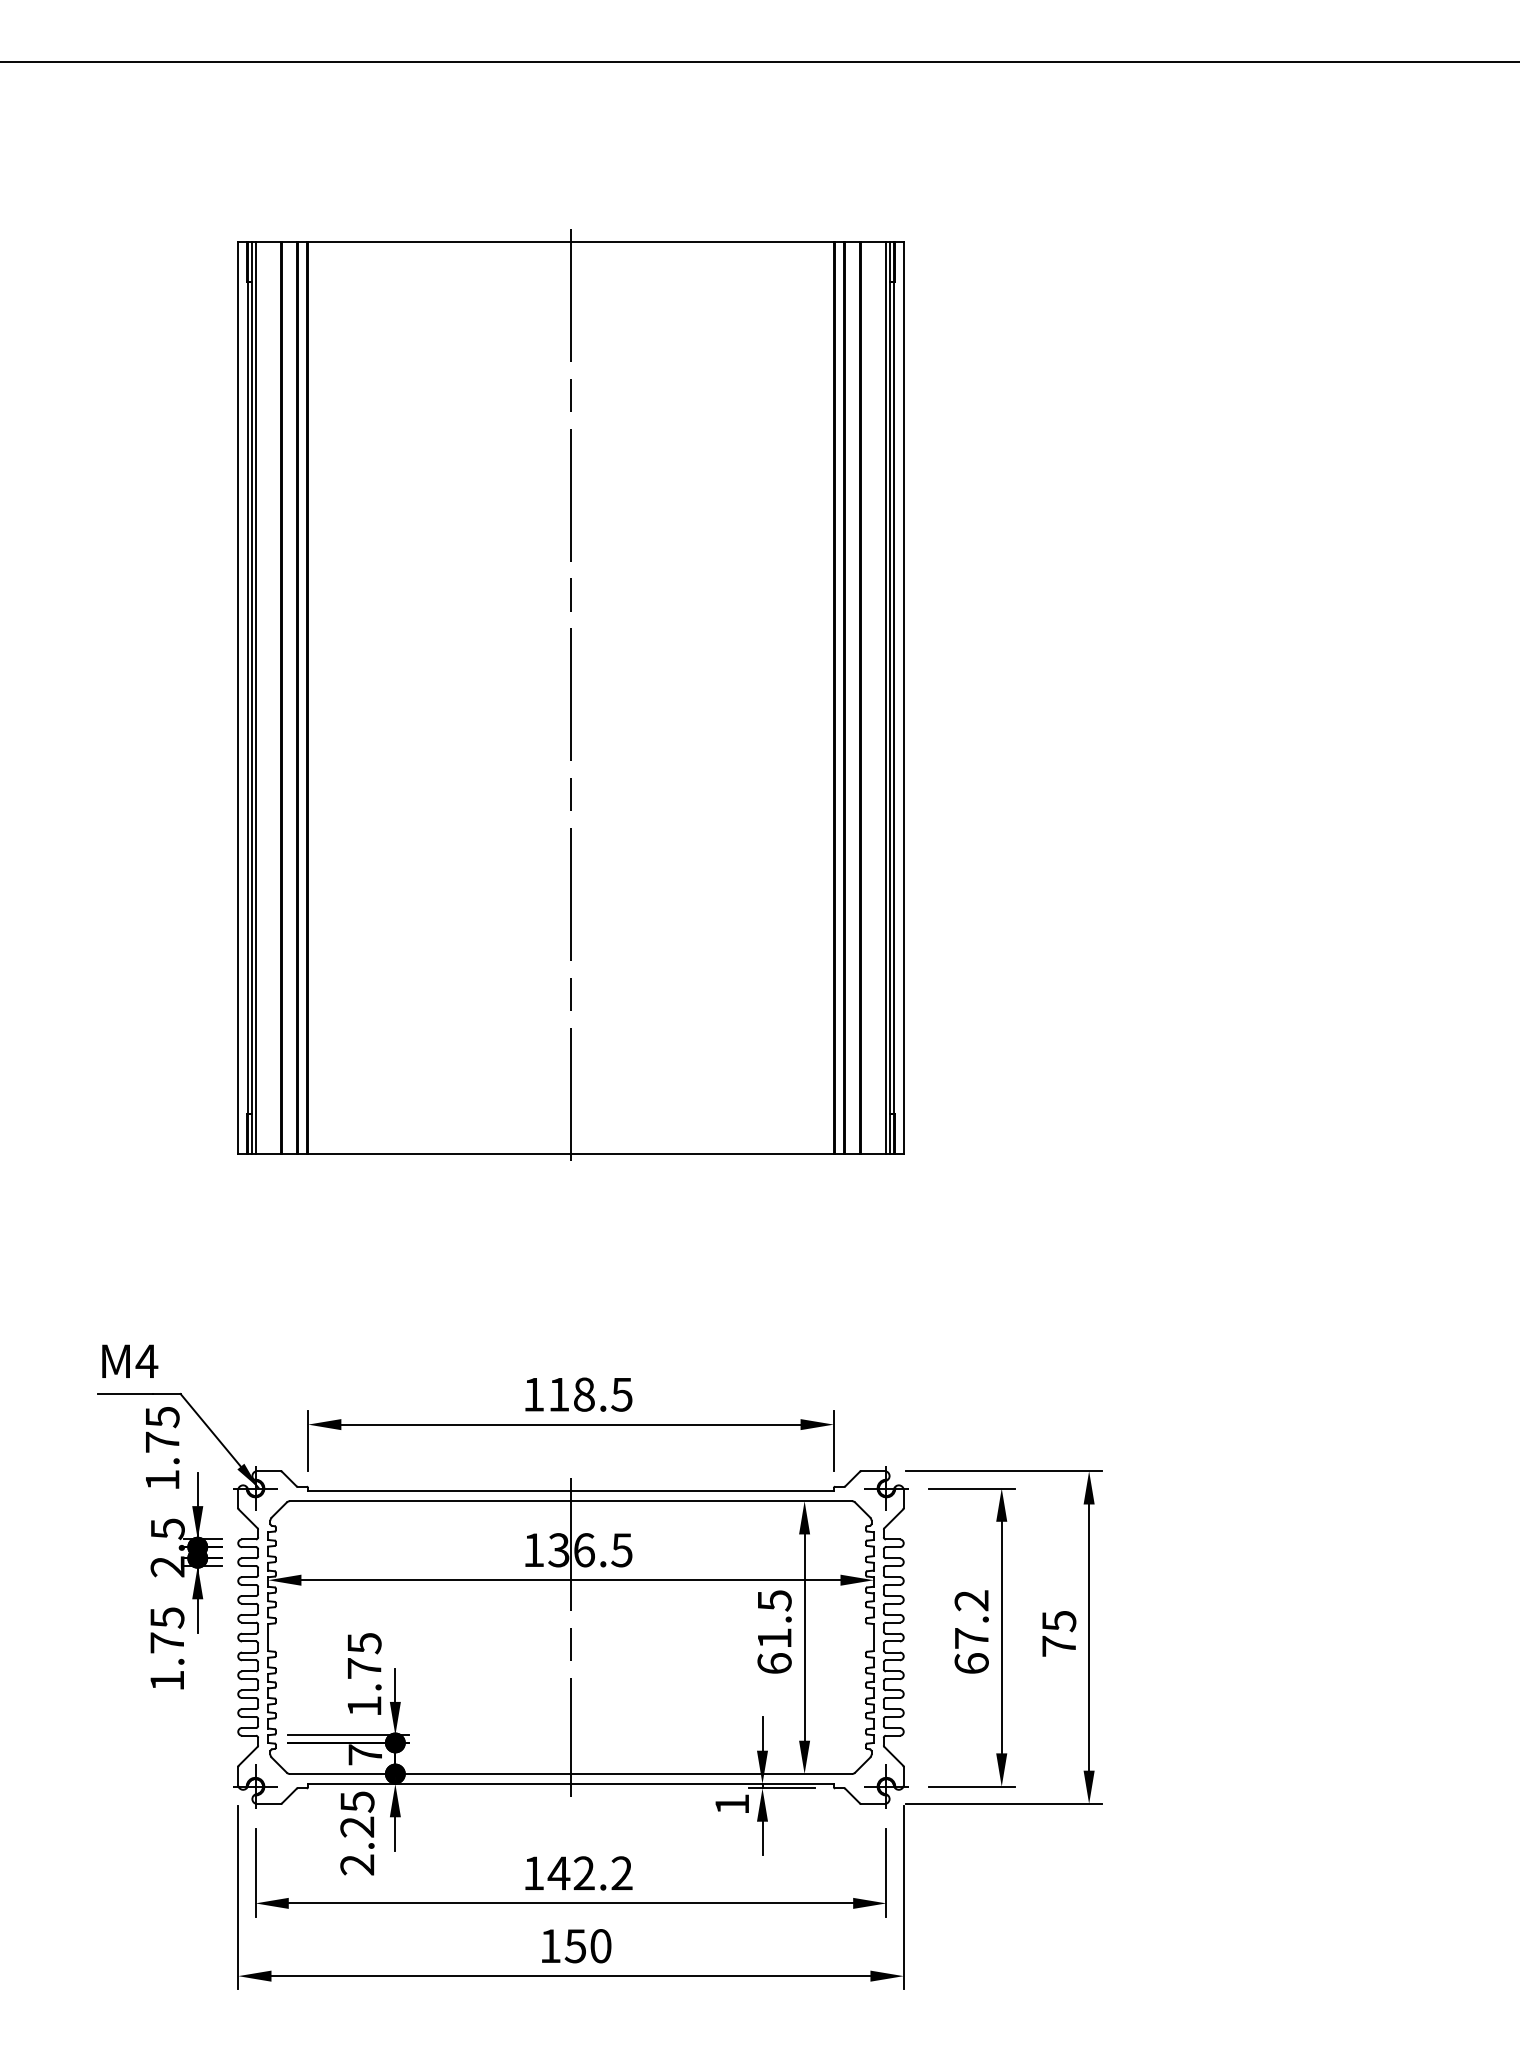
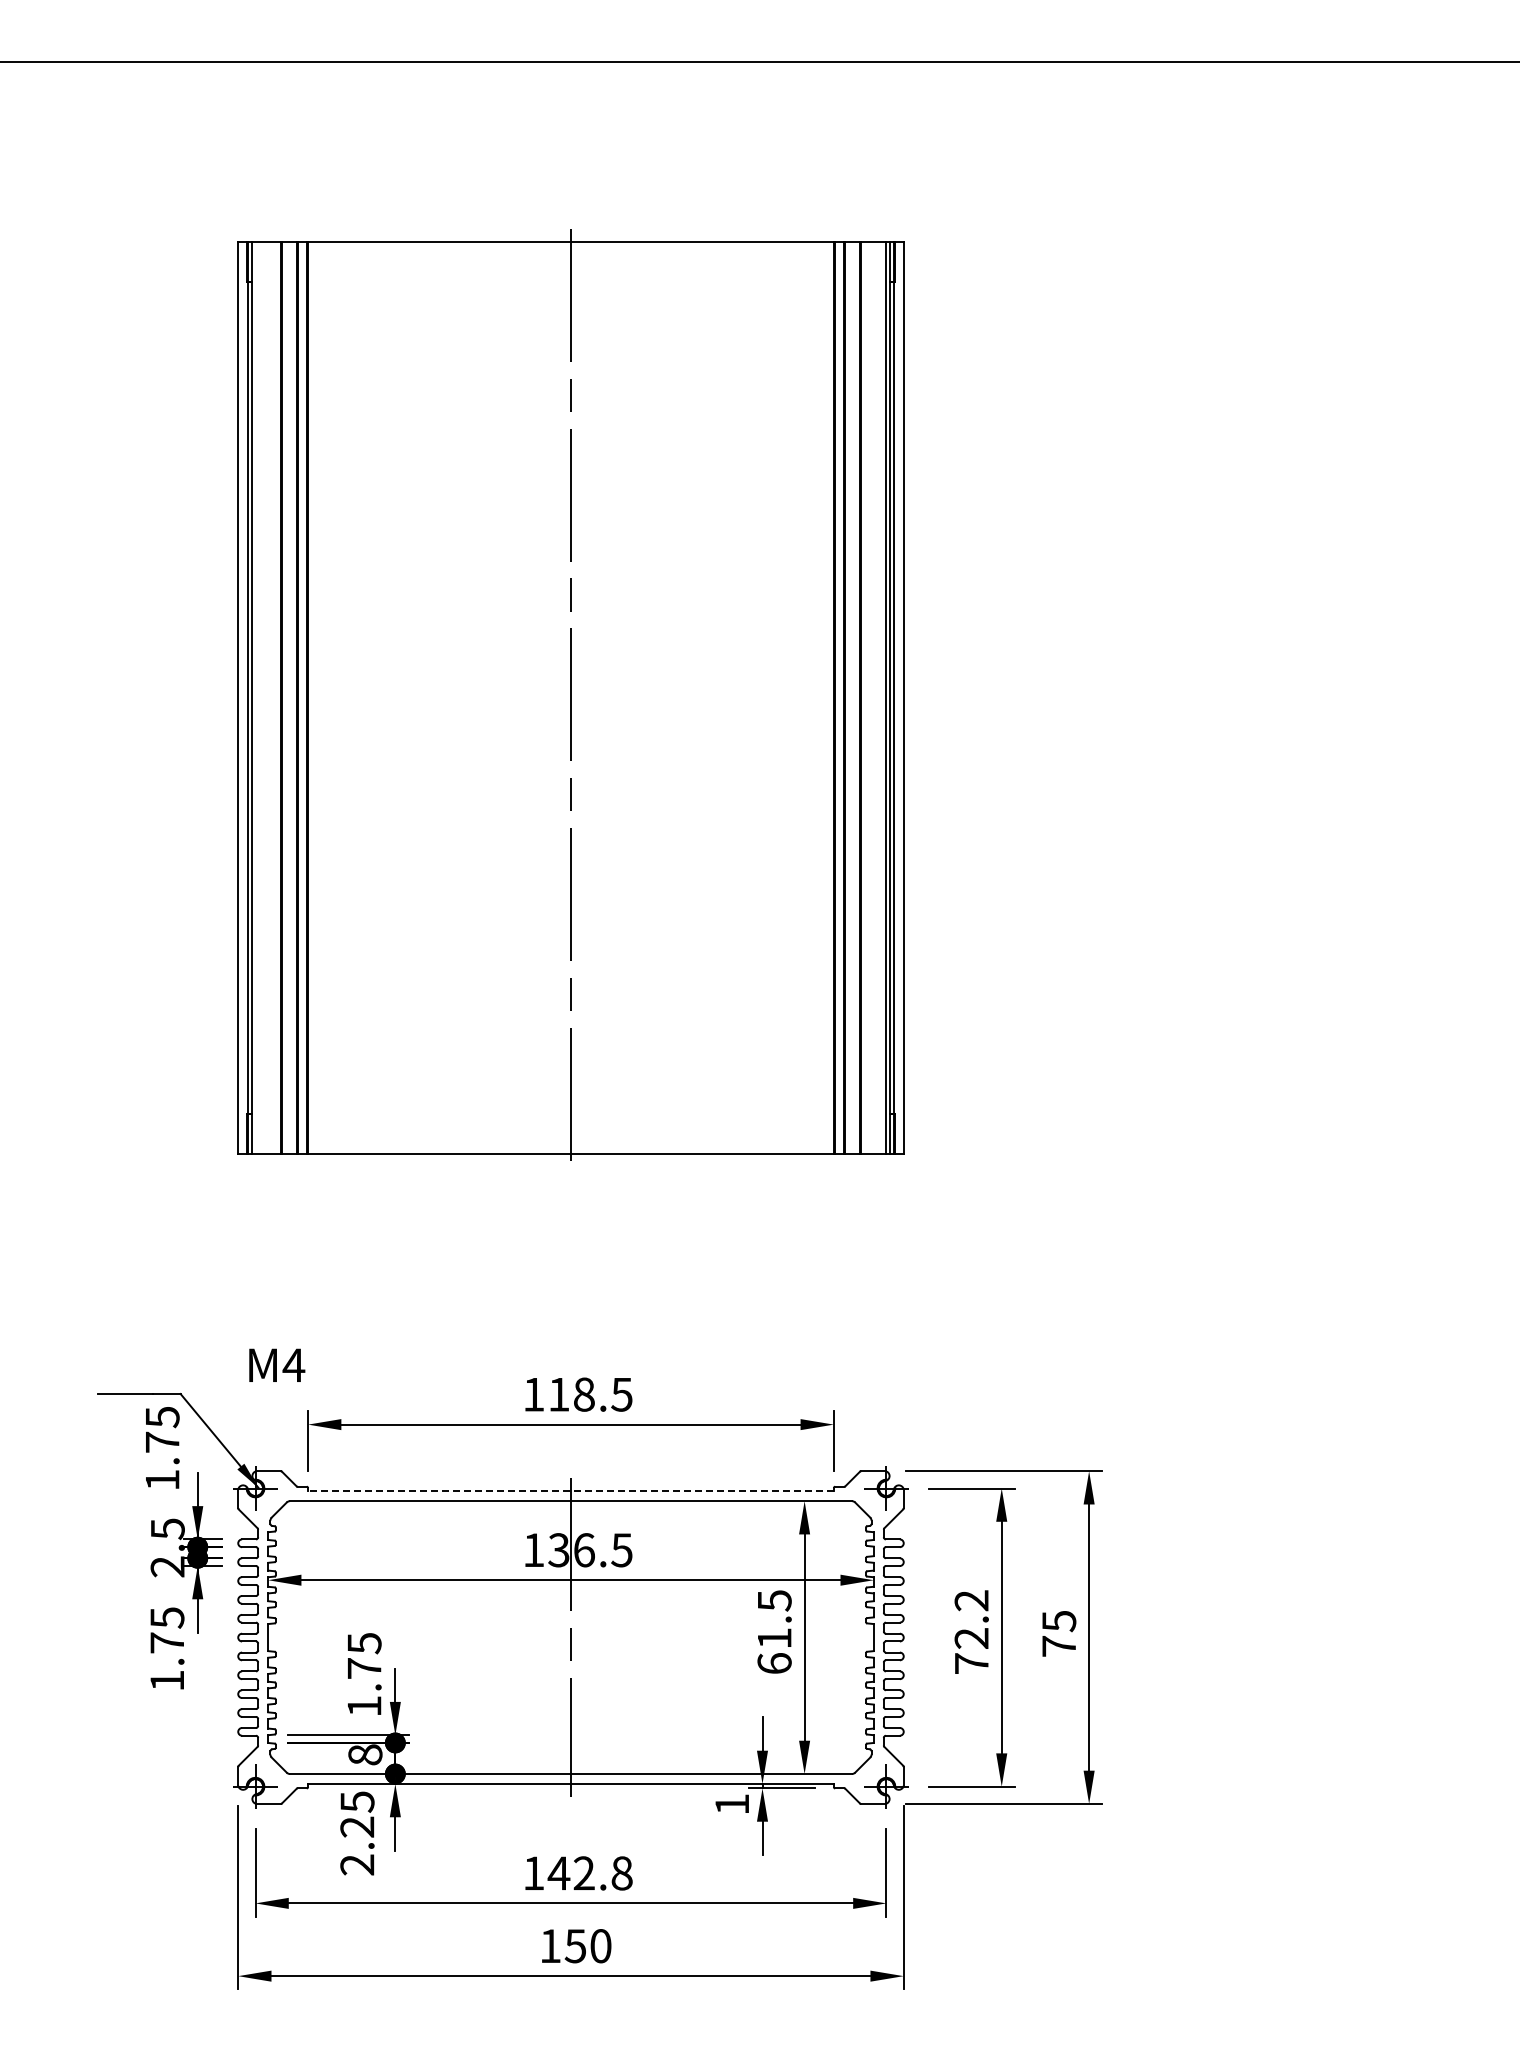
line: present -> none (256, 698)
text position: (130, 1360) -> (277, 1364) (277, 1364)
line: solid -> dashed (570, 1491)
text: 67.2 -> 72.2 (971, 1650)
text: 7 -> 8 (365, 1754)
text: 142.2 -> 142.8 (621, 1873)
